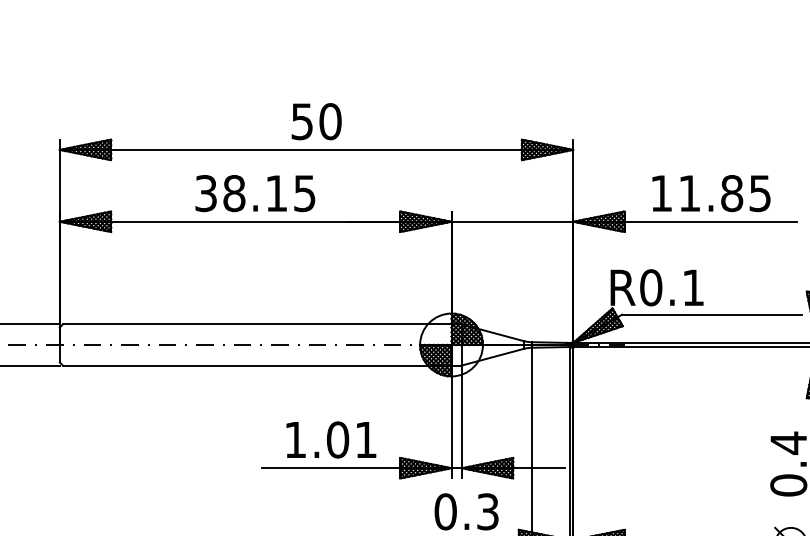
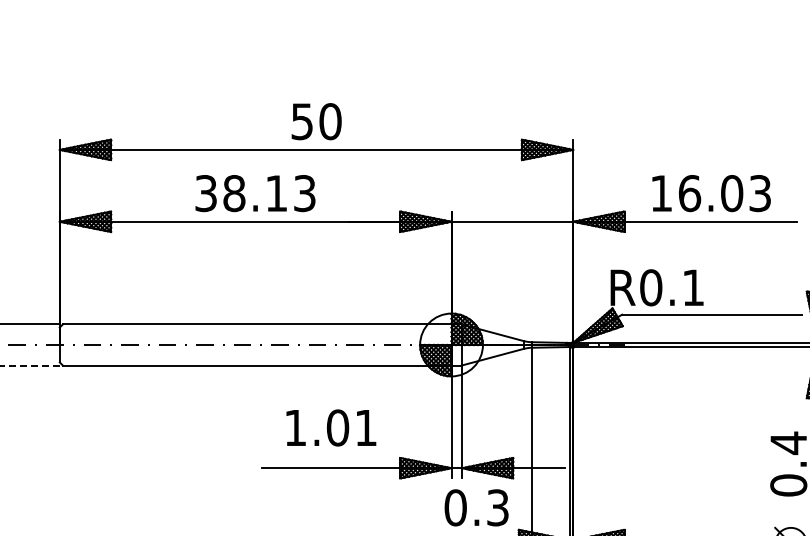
text: 38.15 -> 38.13 (304, 193)
text: 11.85 -> 16.03 (724, 193)
line: solid -> dashed (29, 365)
text position: (331, 439) -> (331, 427) (331, 427)
text position: (466, 511) -> (476, 507) (476, 507)
